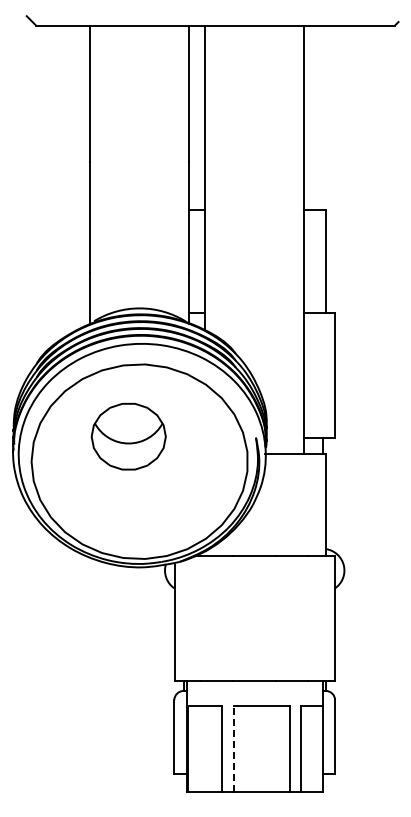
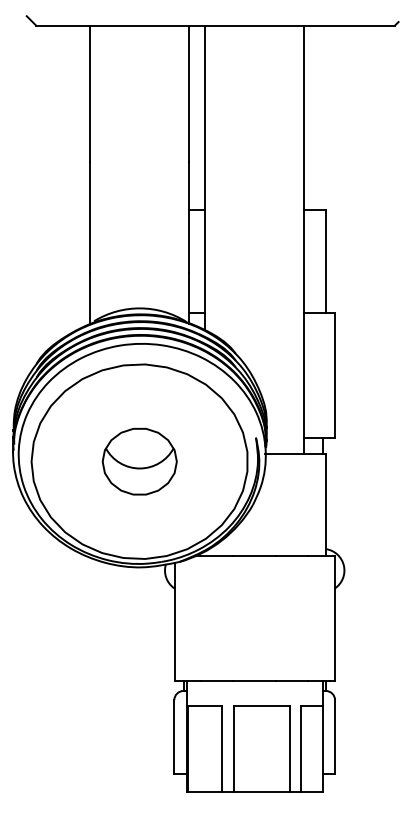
part position: (128, 436) -> (139, 461) (139, 461)
line: dashed -> solid (234, 748)
